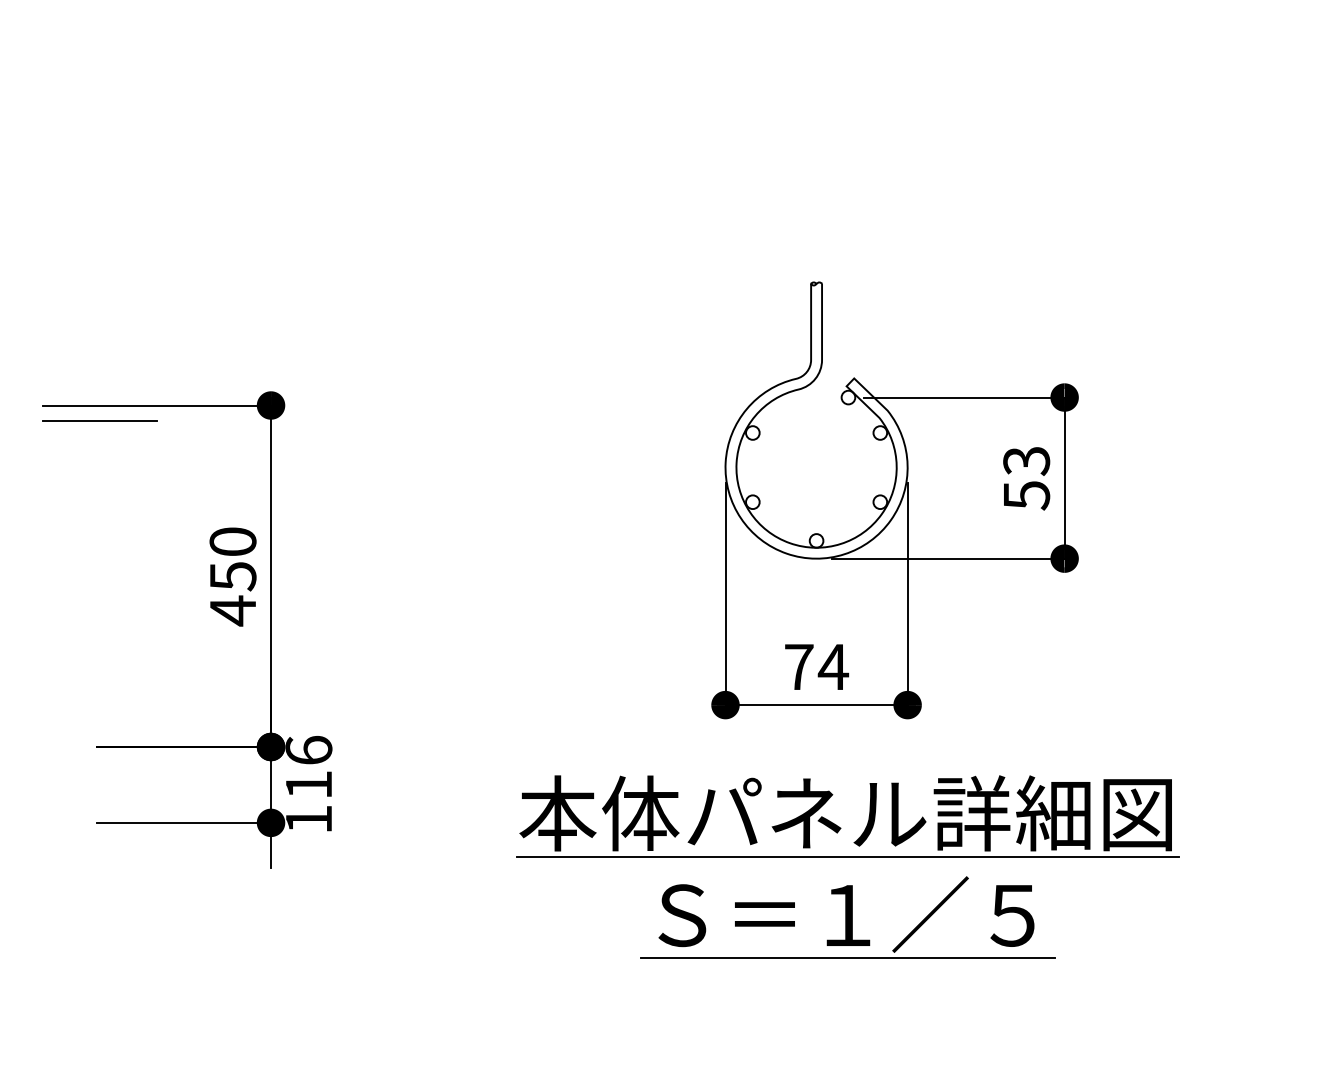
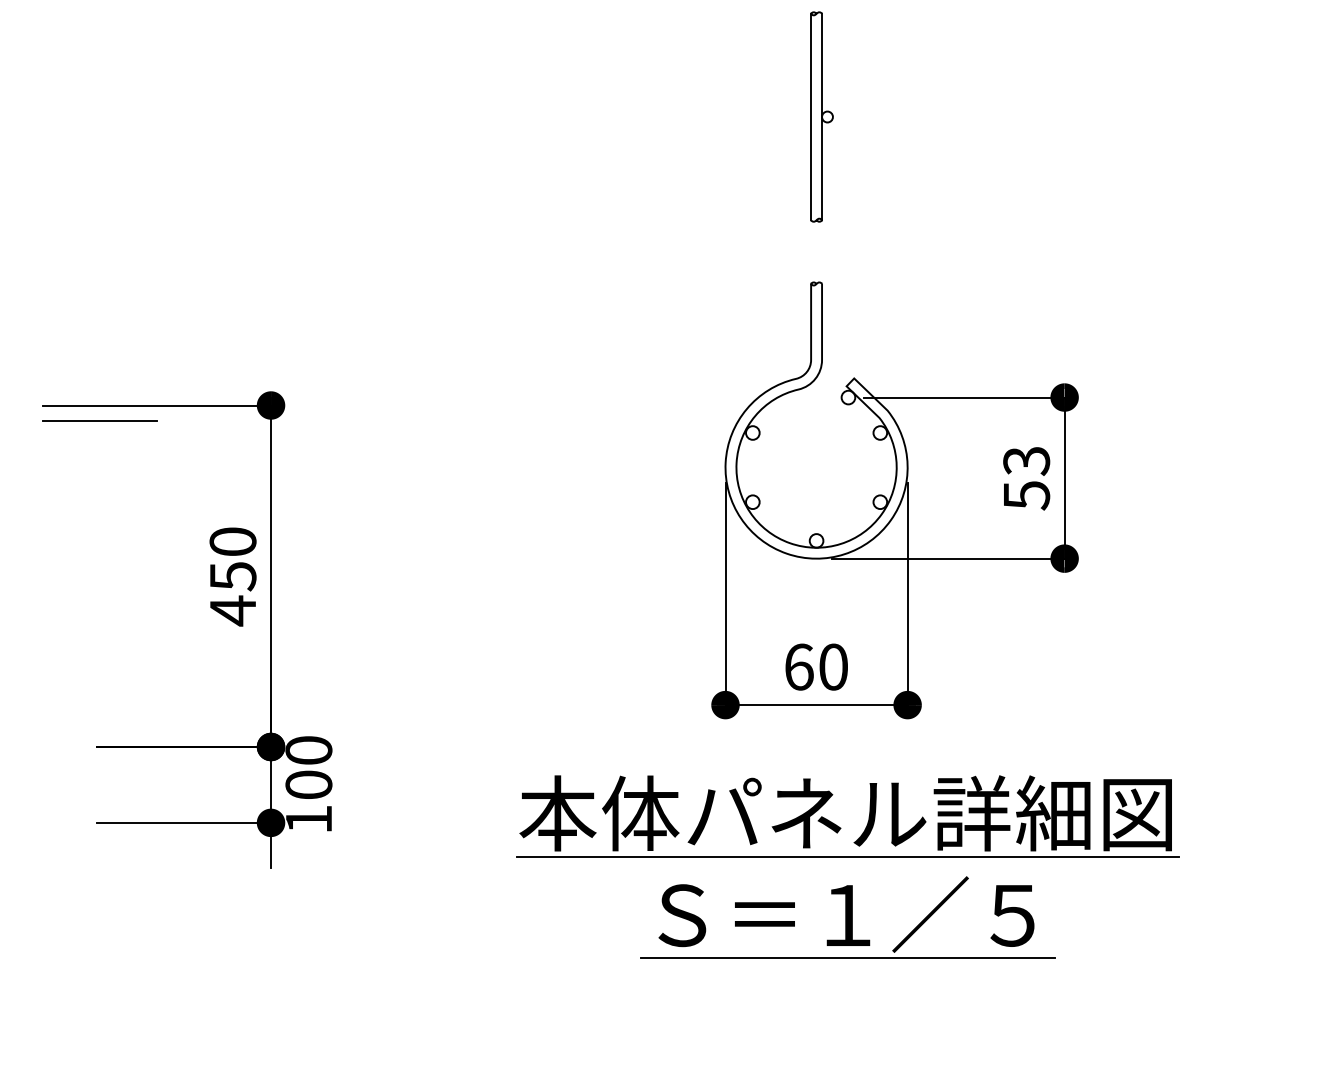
part: none -> present (821, 116)
text: 74 -> 60 (817, 666)
text: 116 -> 100 (308, 767)
